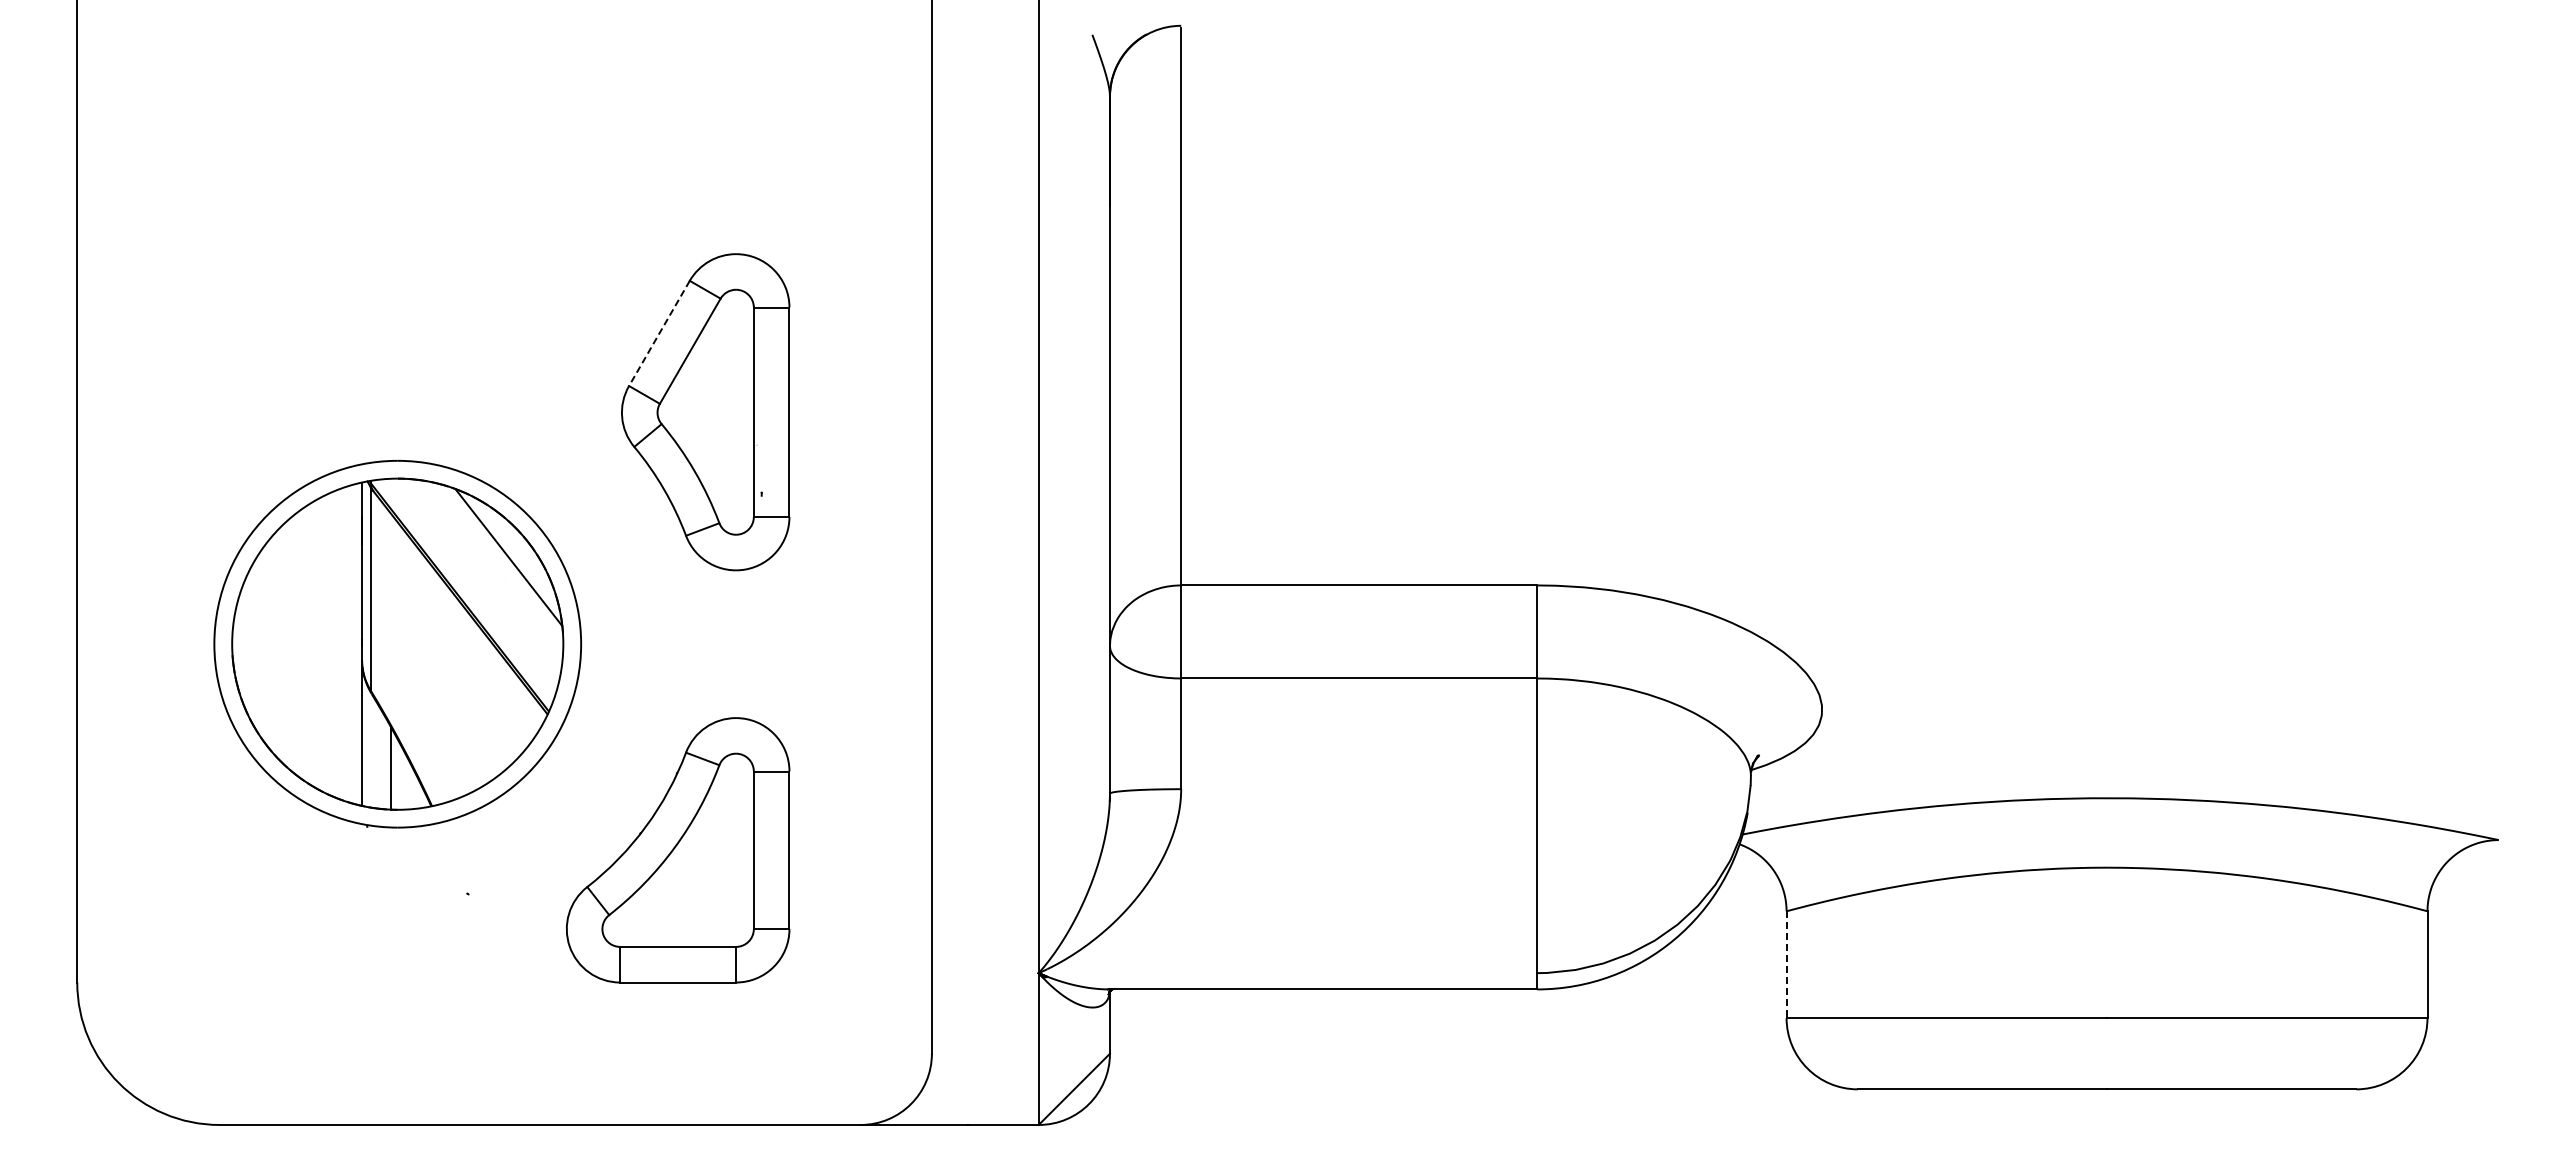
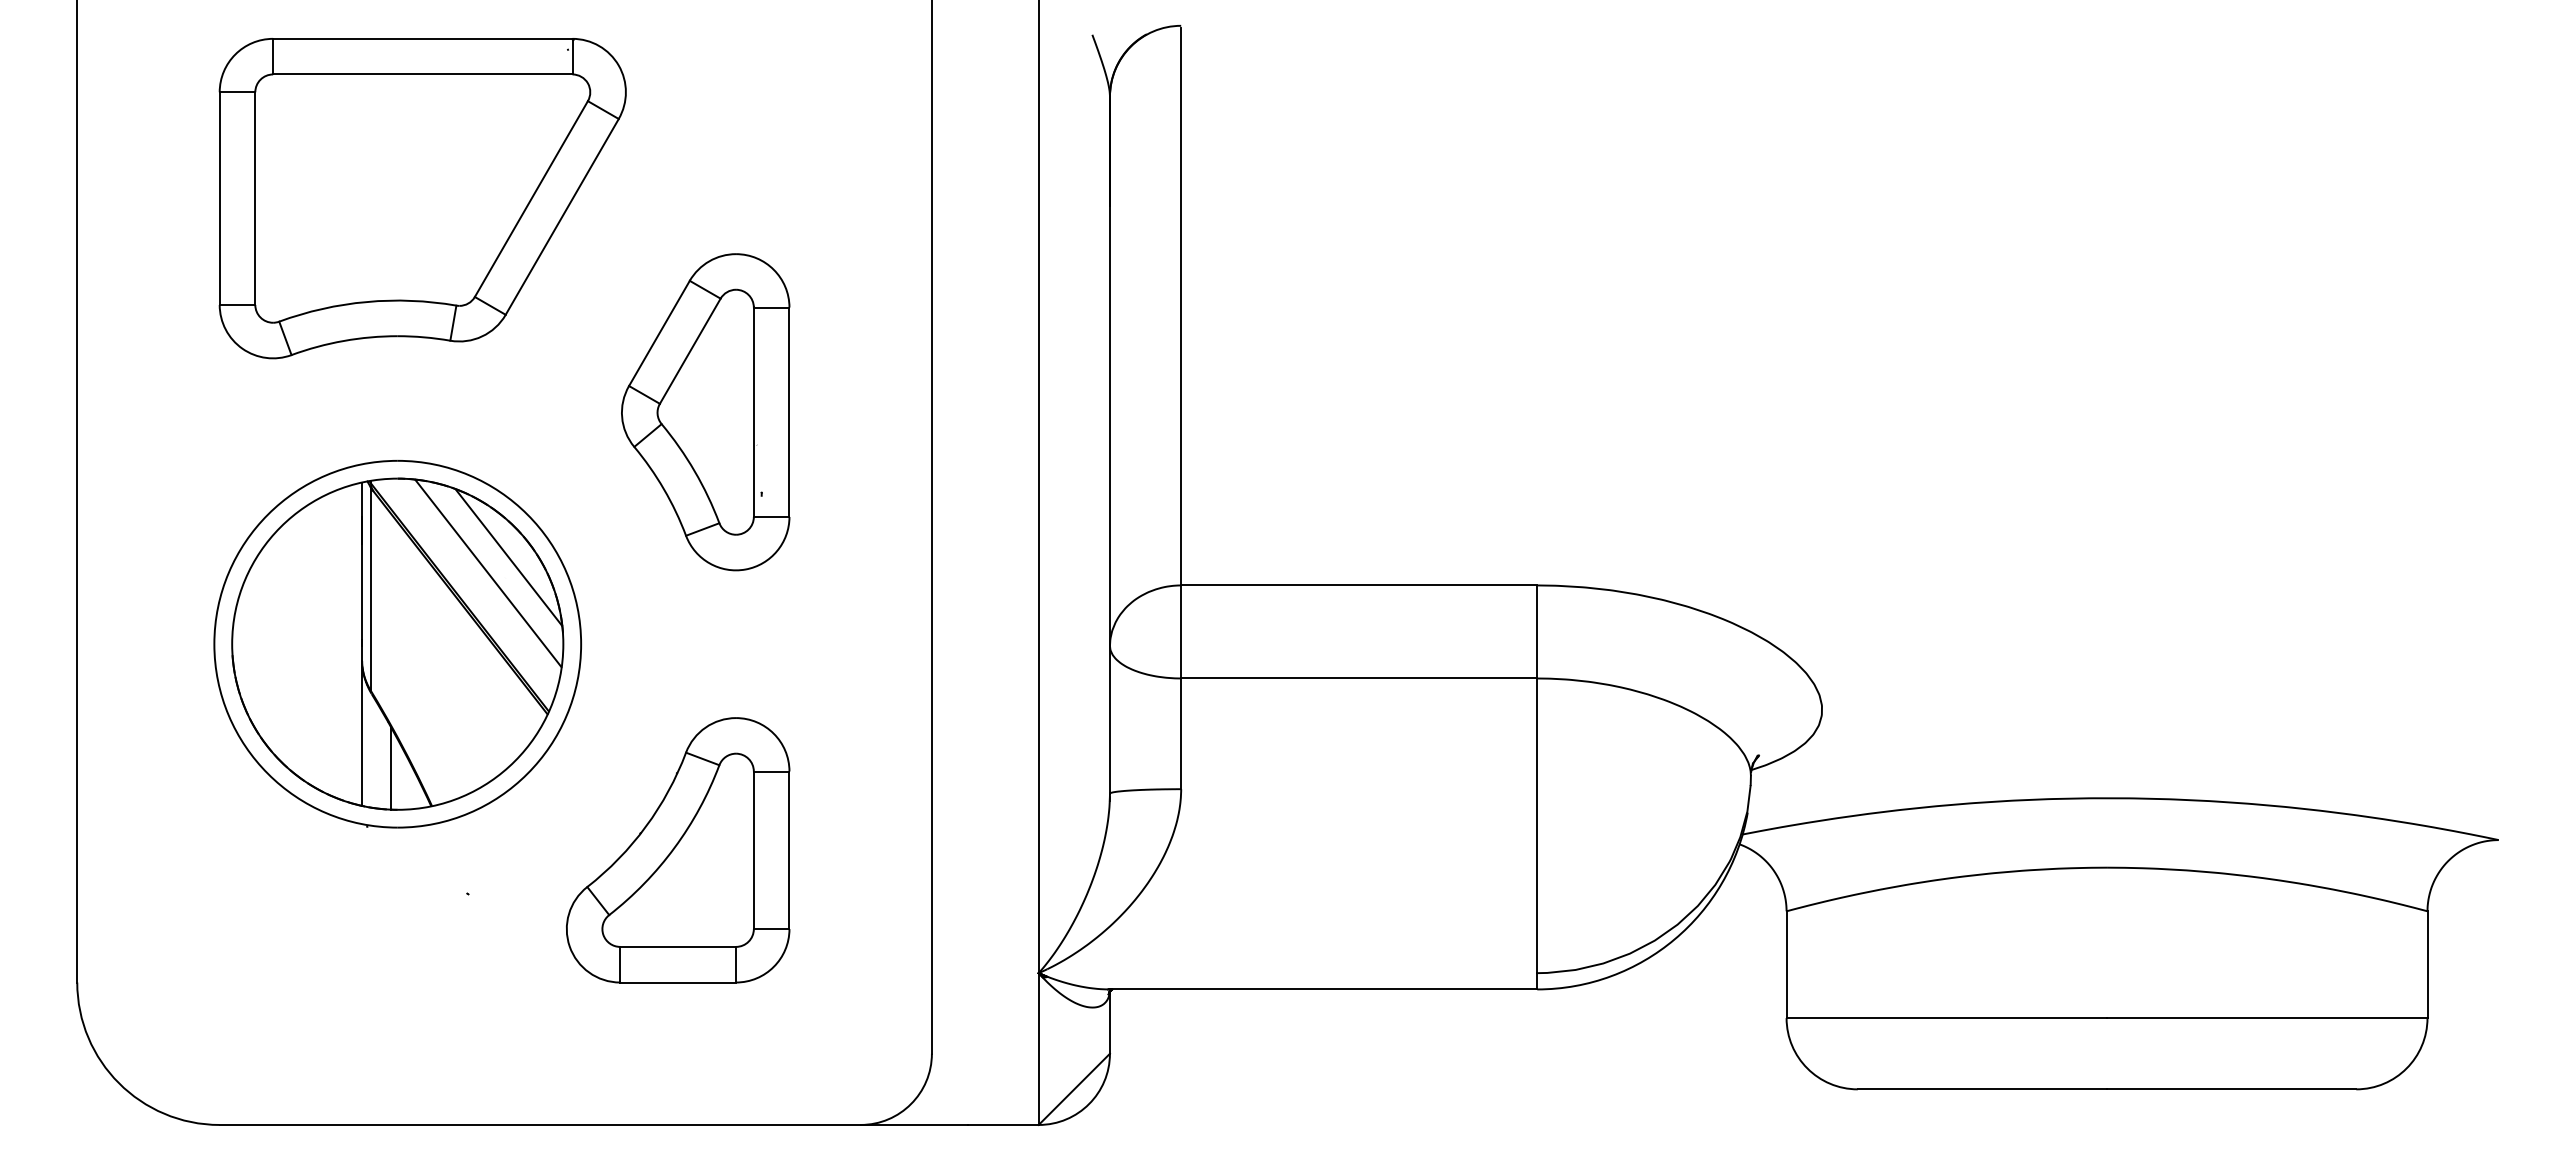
part: none -> present (422, 198)
line: dashed -> solid (659, 333)
line: none -> present (488, 573)
line: dashed -> solid (1786, 965)
